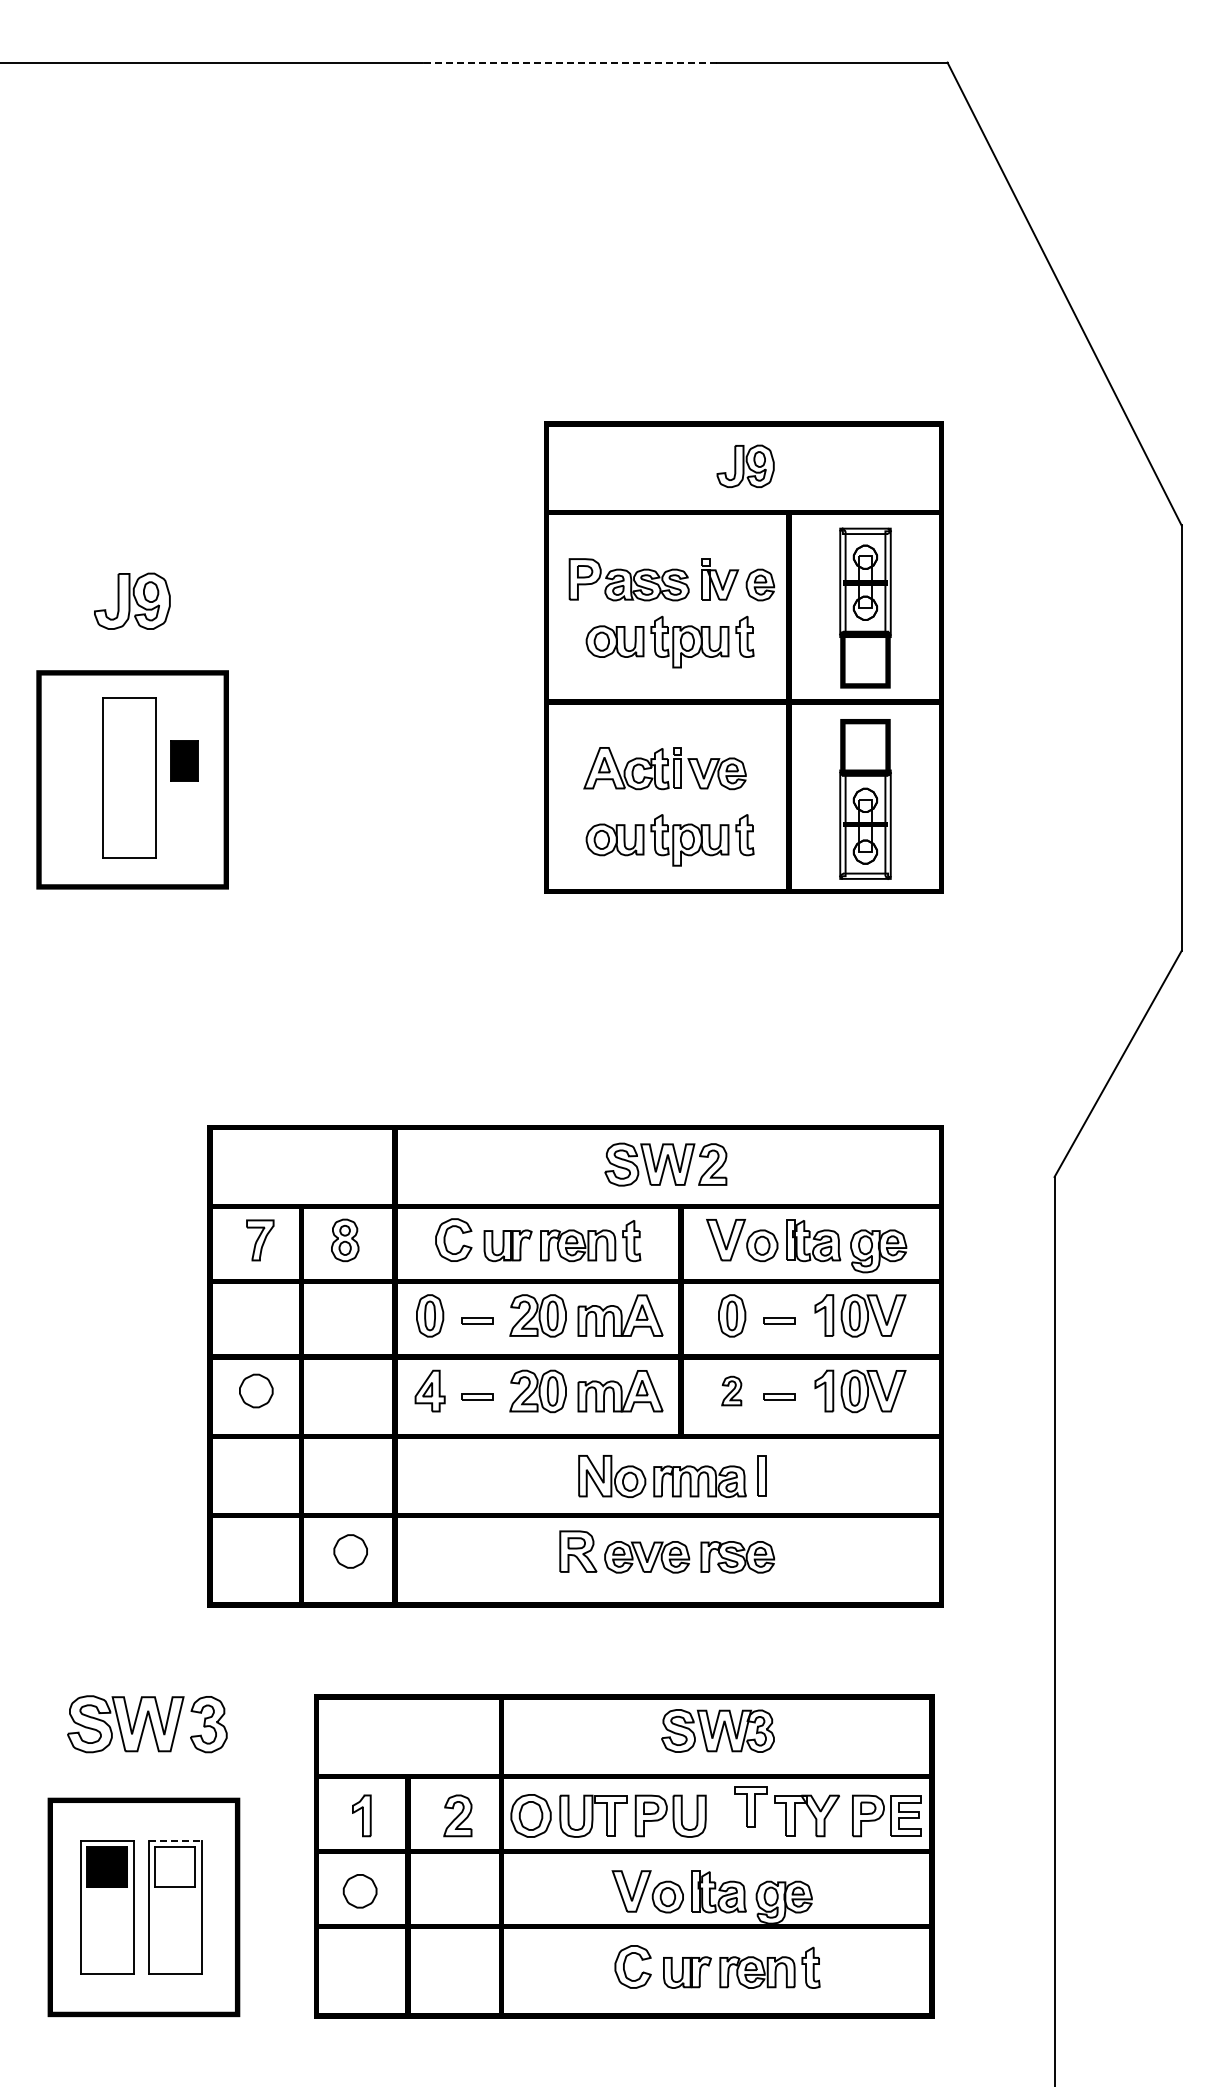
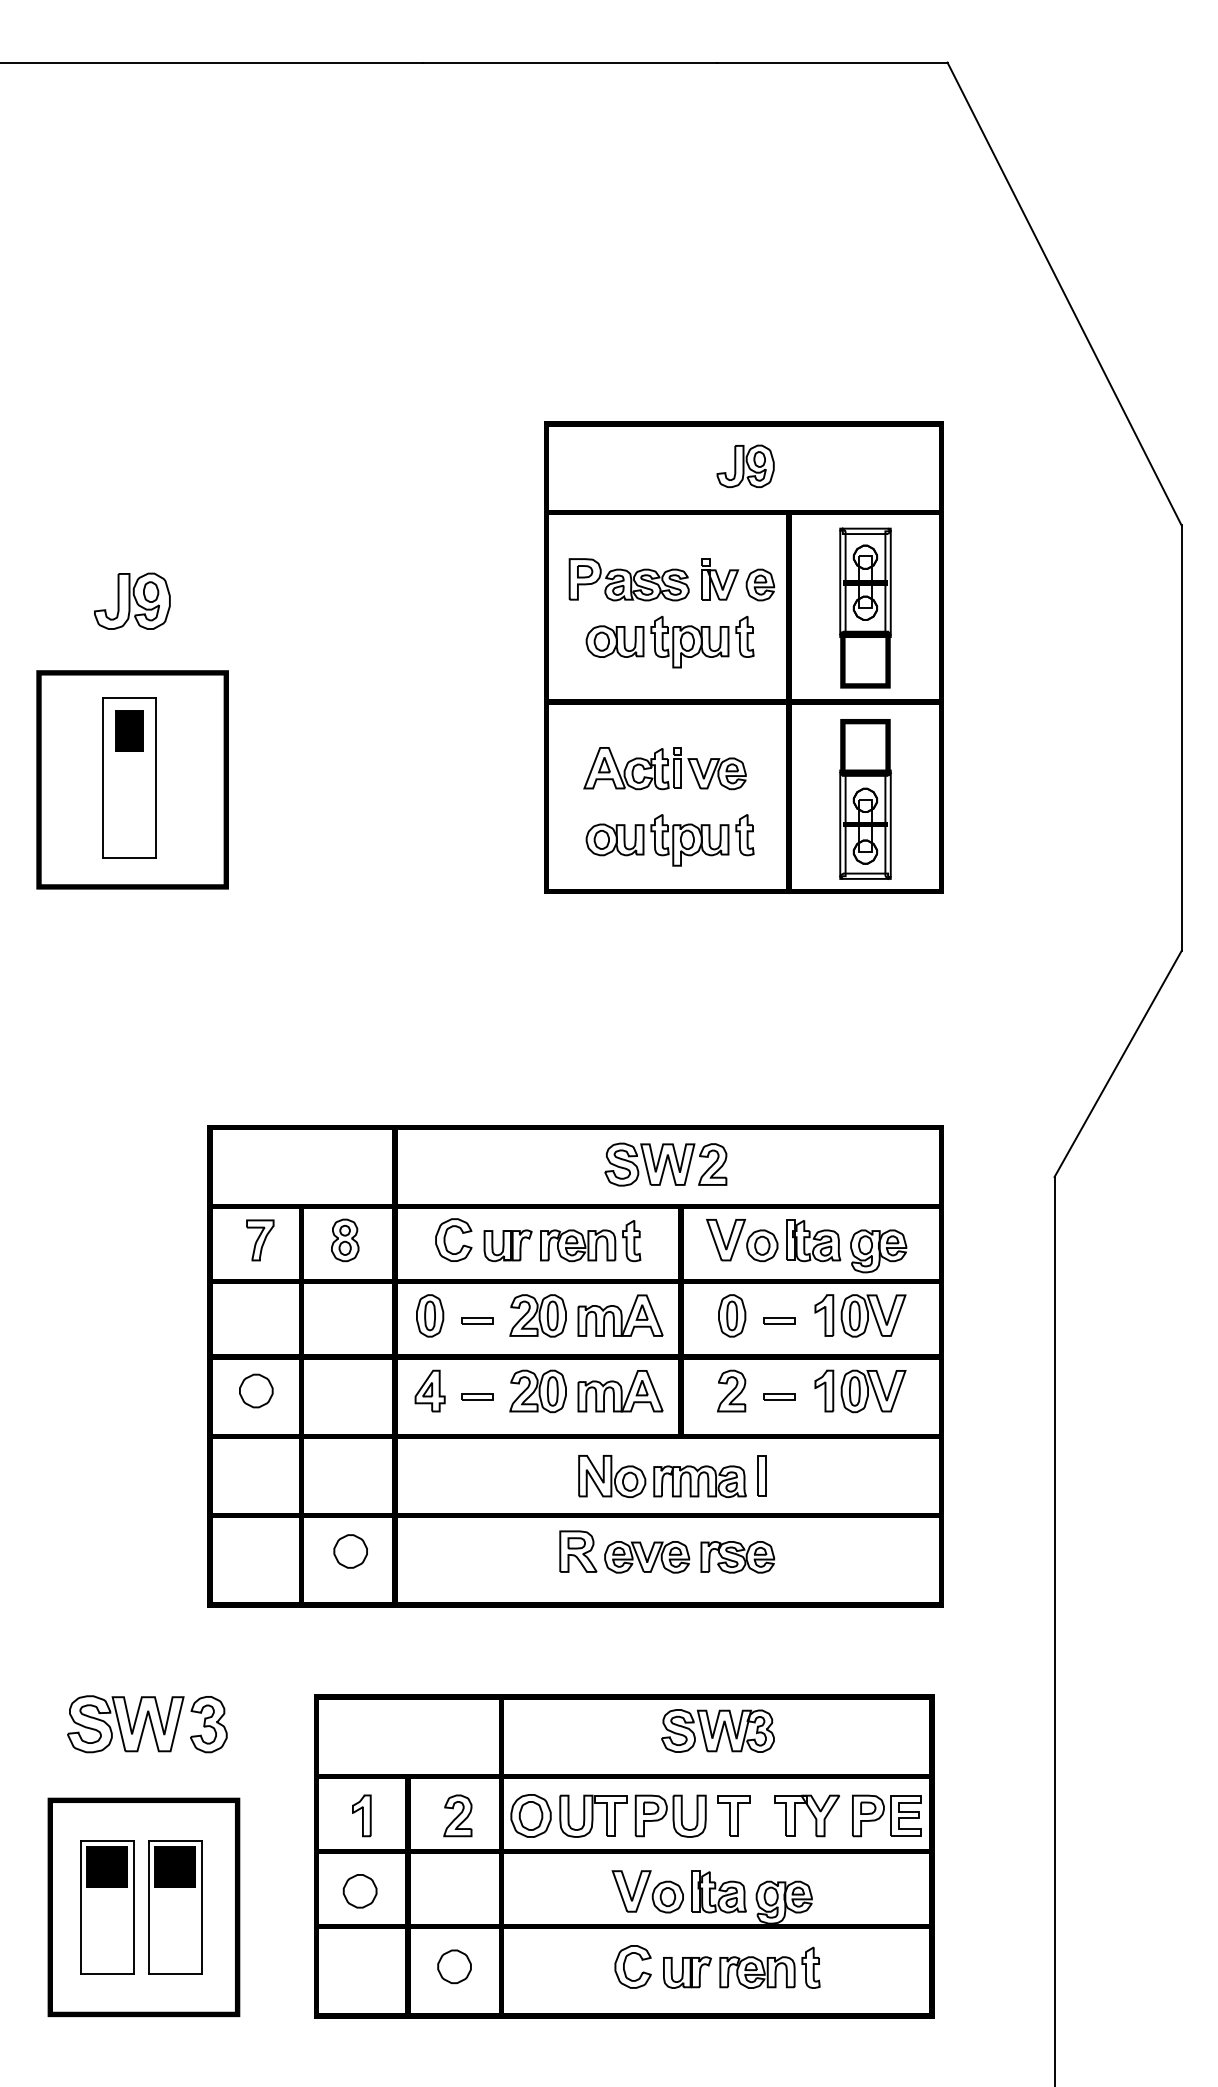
line: dashed -> solid (569, 62)
part position: (184, 760) -> (129, 730) (129, 730)
part size: 22x32 px -> 30x44 px (731, 1390)
part position: (750, 1806) -> (733, 1815) (733, 1815)
line: dashed -> solid (175, 1840)
hatch: none -> present (175, 1867)
part: none -> present (454, 1966)
